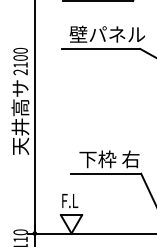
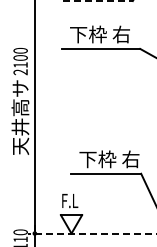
line: solid -> dashed (97, 1)
text: 壁パネル -> 下枠 右 (107, 34)
line: solid -> dashed (91, 233)
